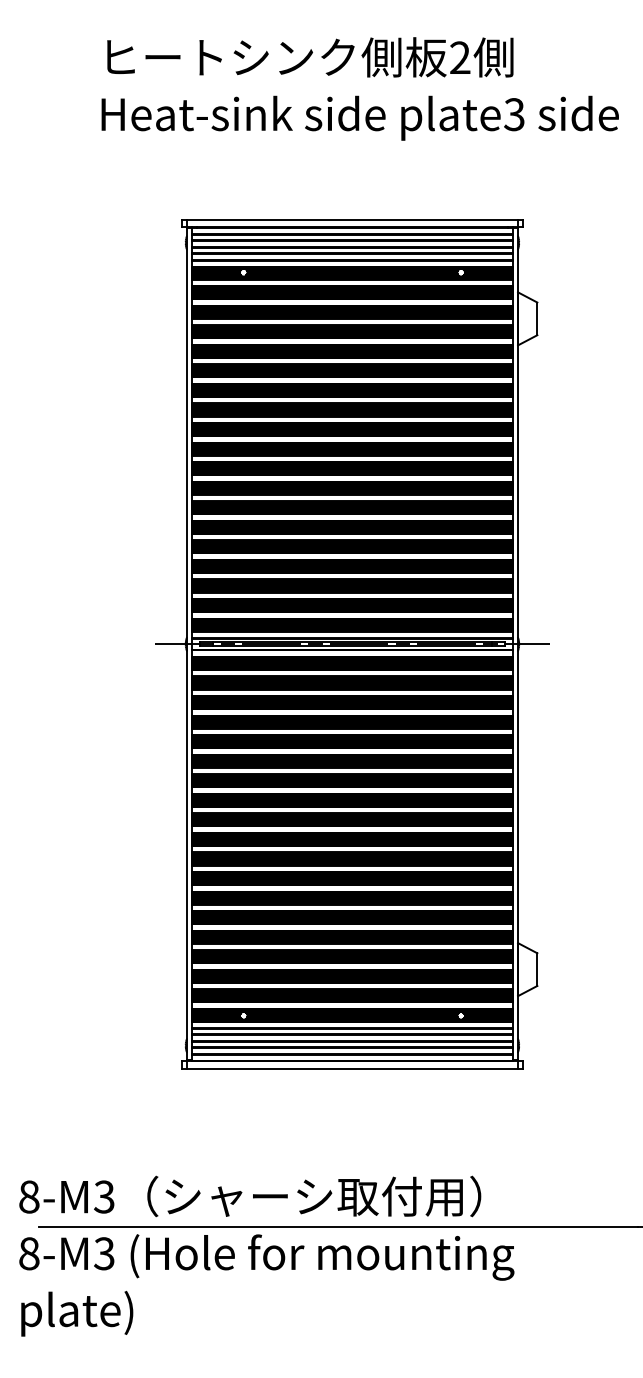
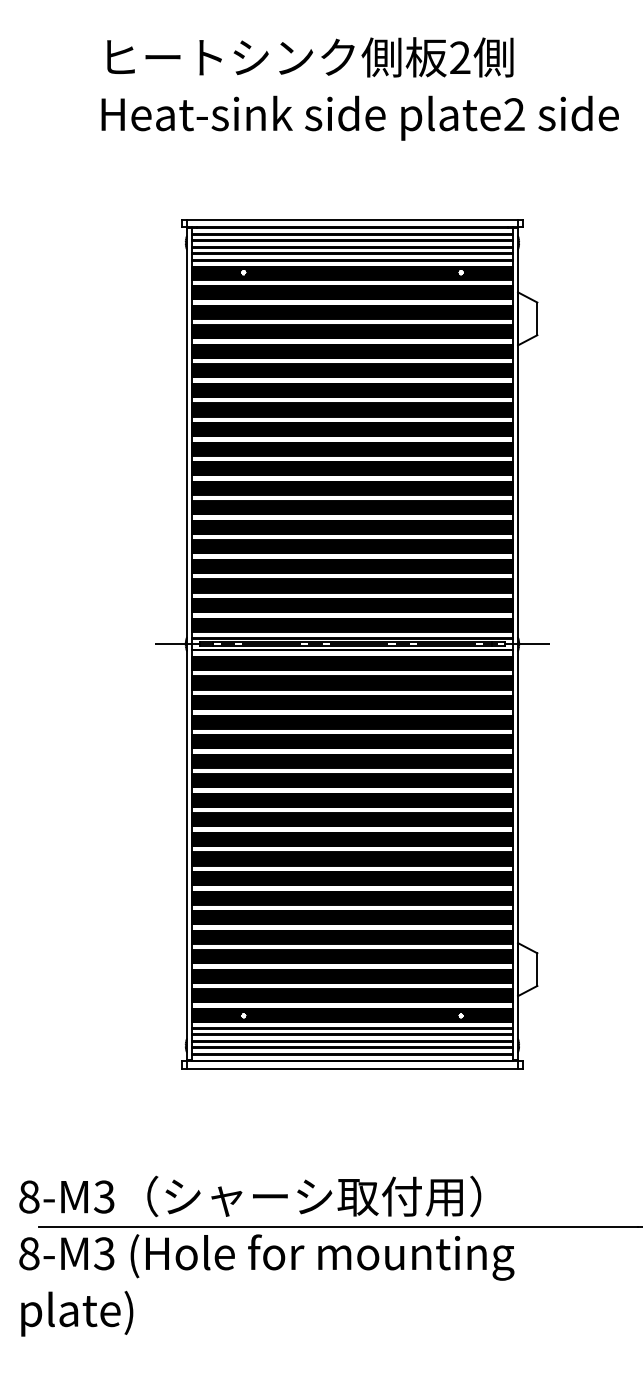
text: plate3 -> plate2 (514, 114)
